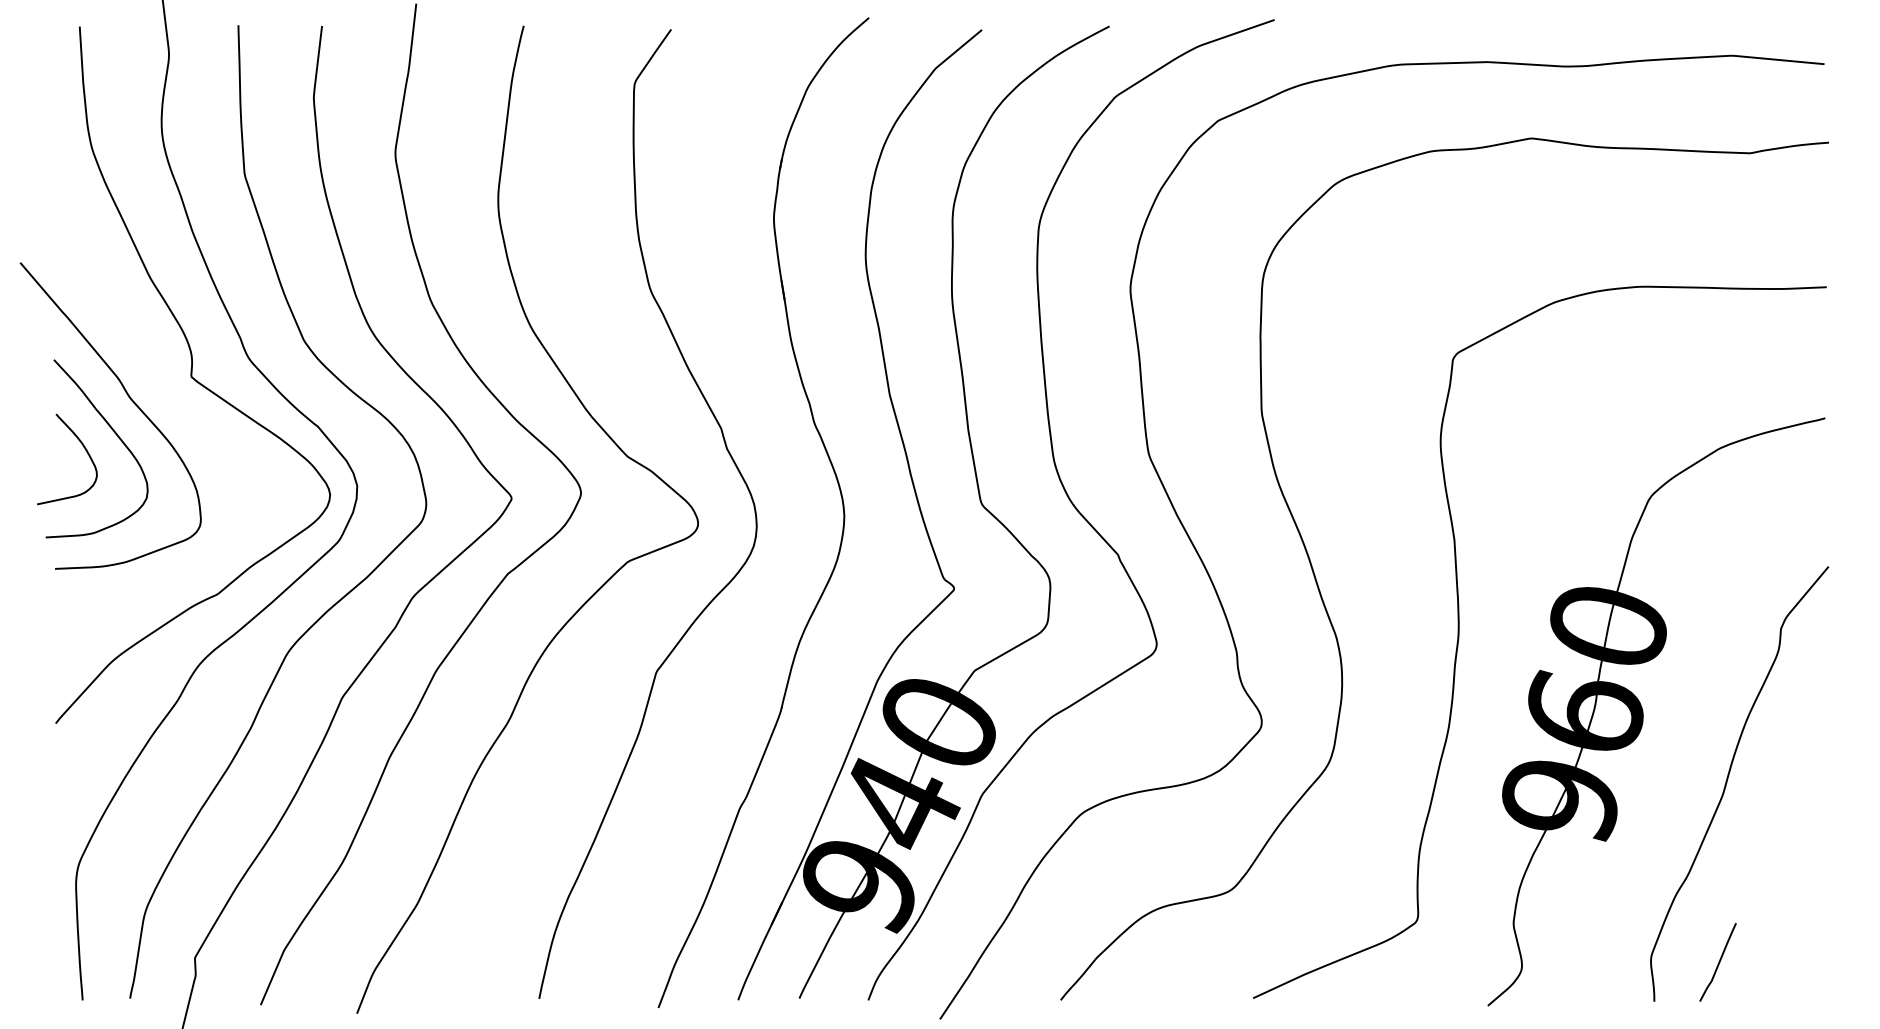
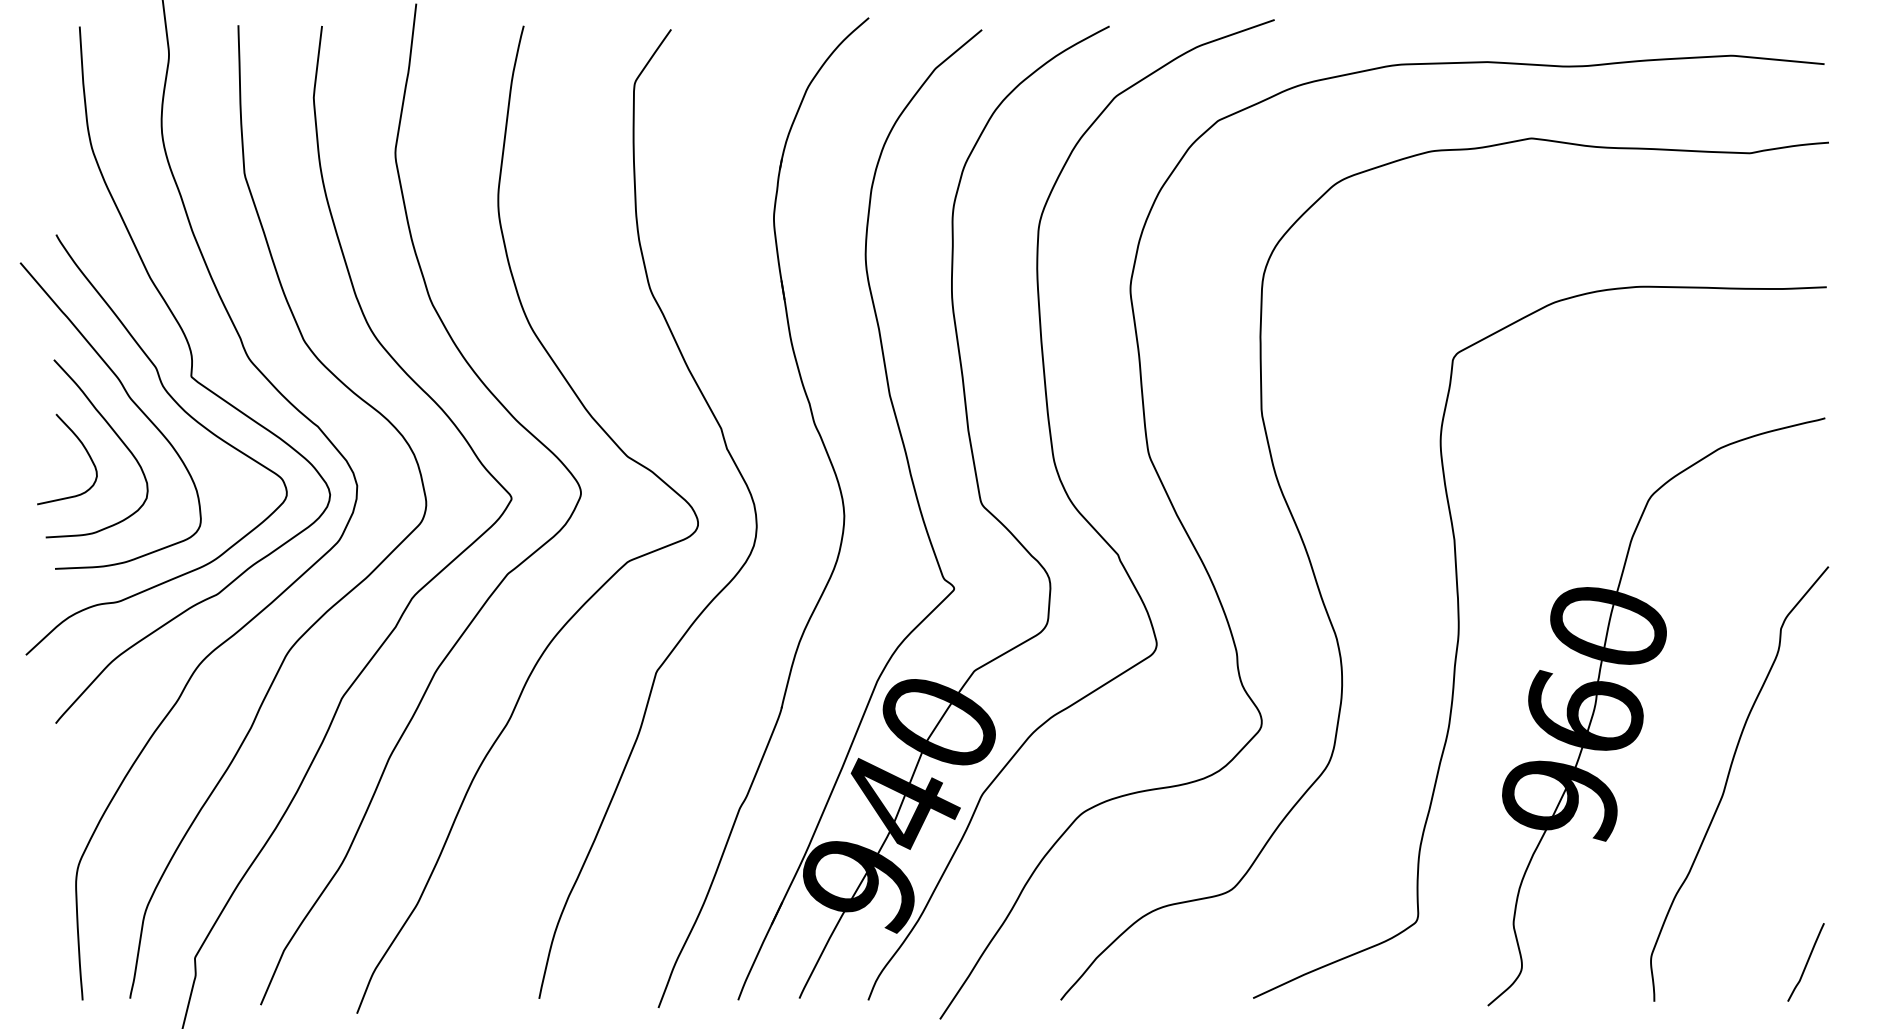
curve: none -> present (185, 413)
curve position: (1718, 962) -> (1806, 962) (1806, 962)
